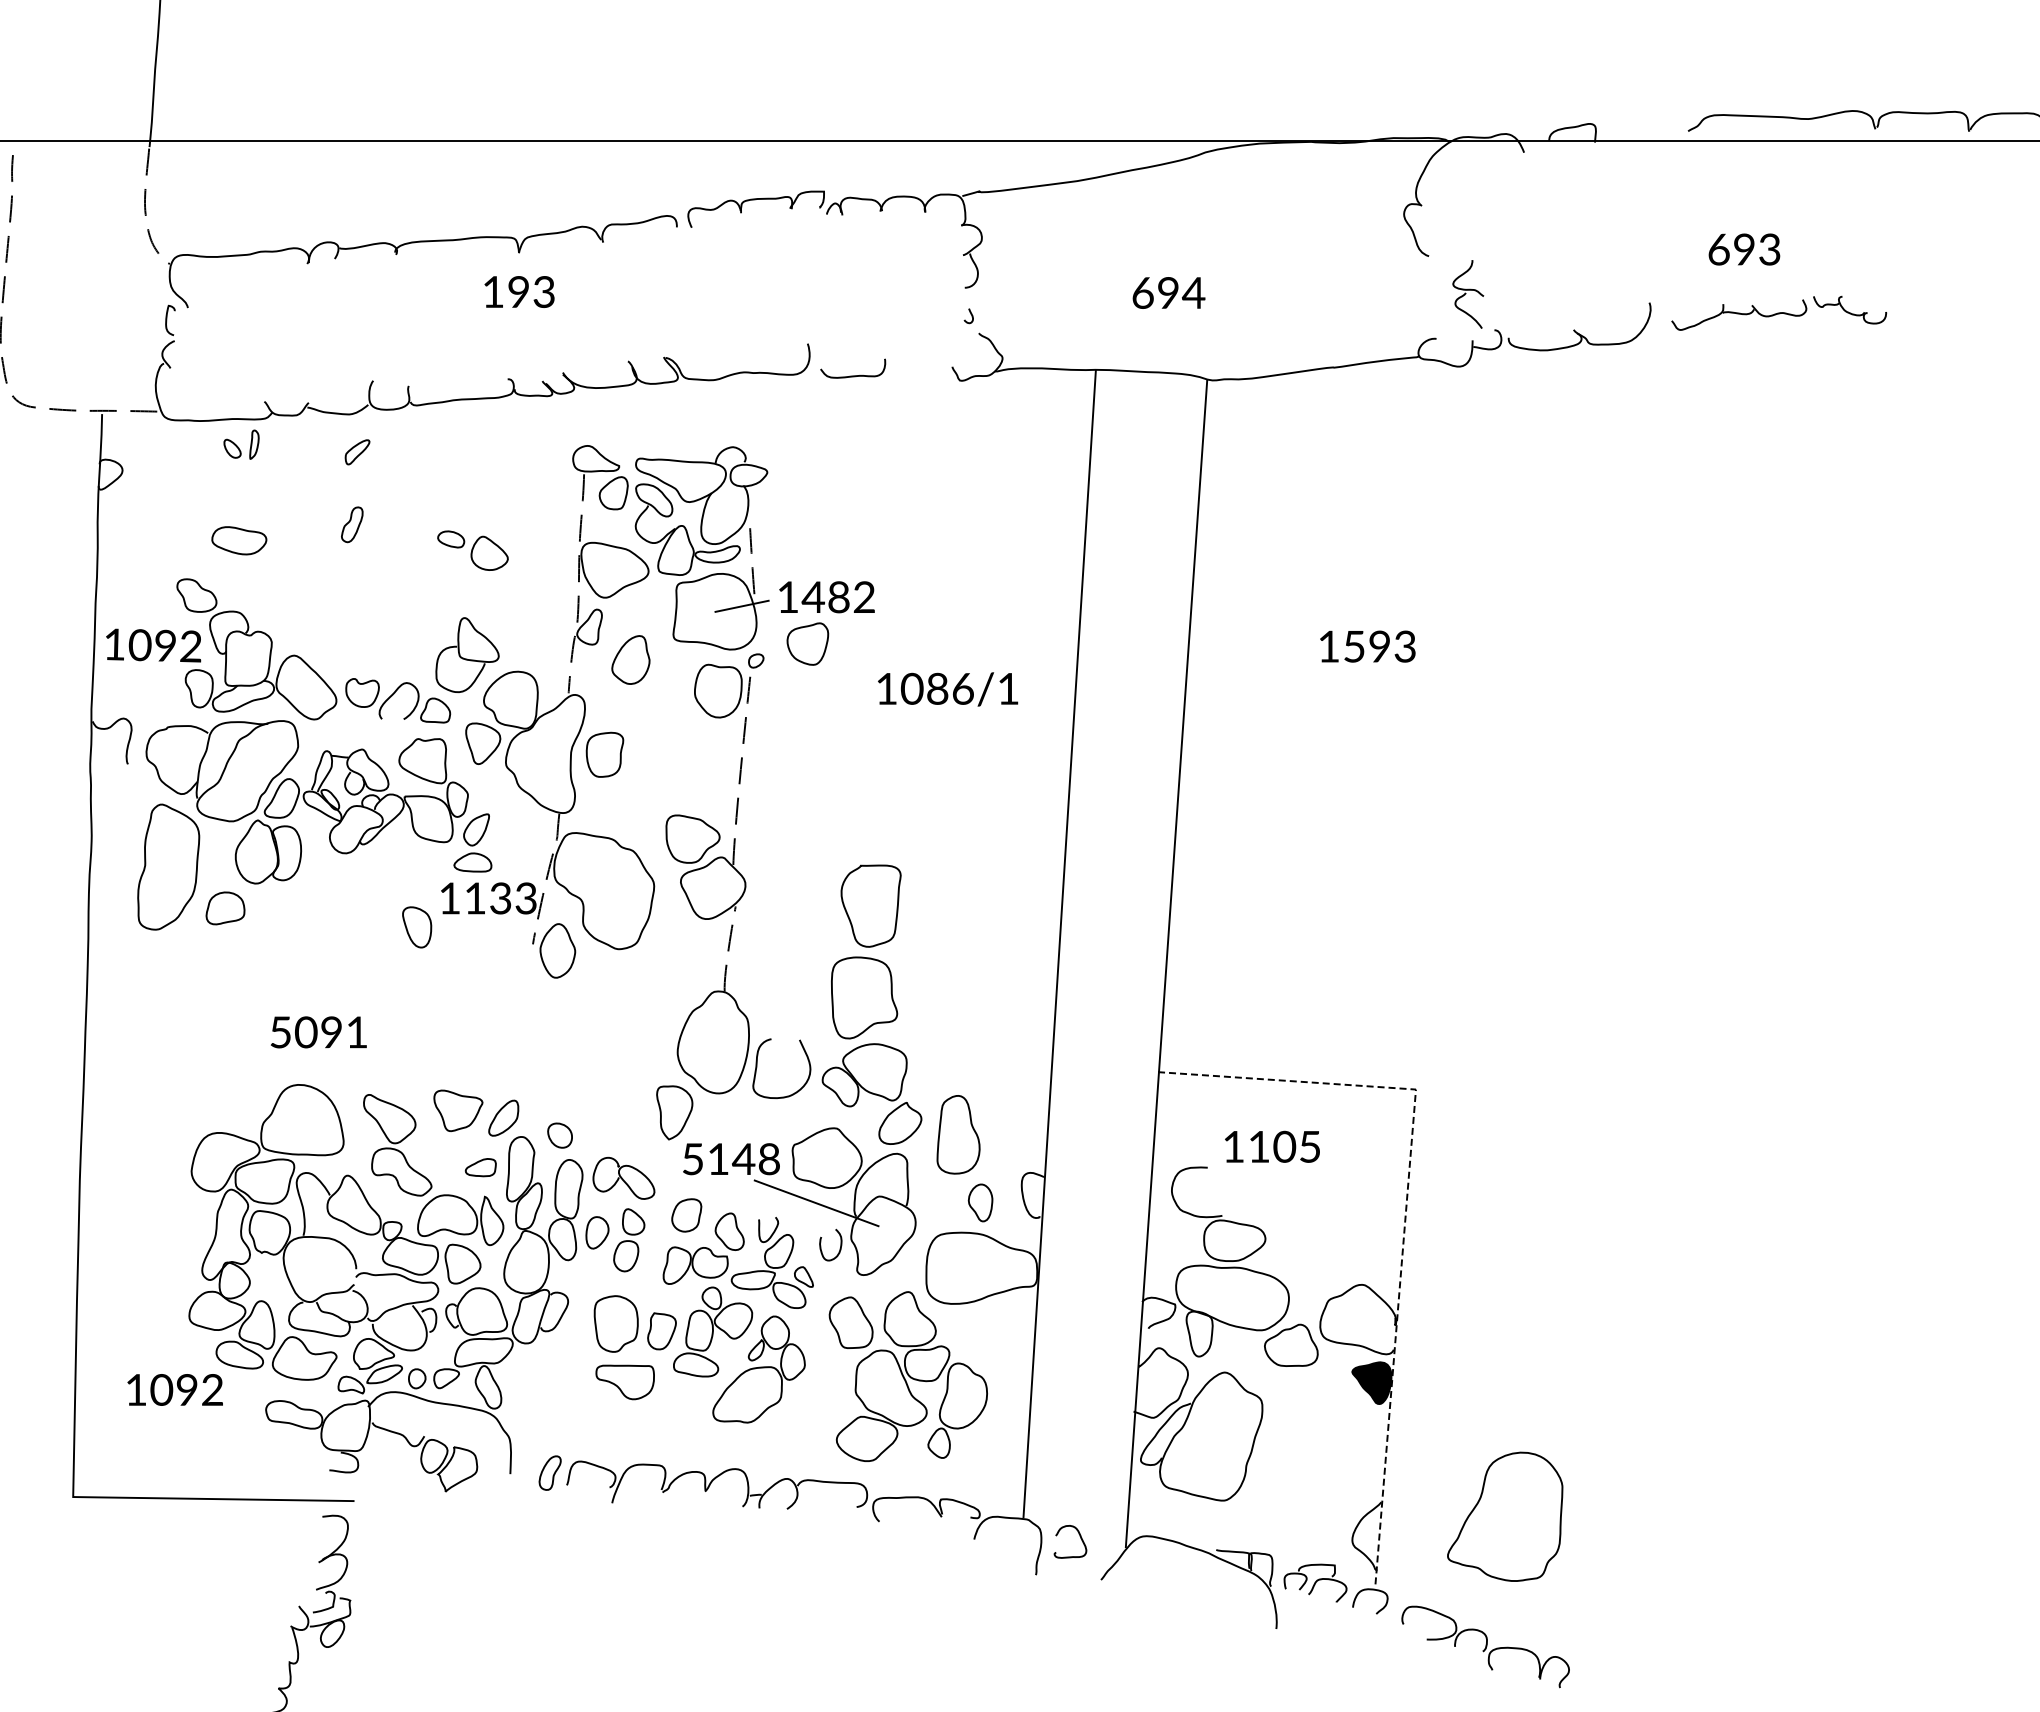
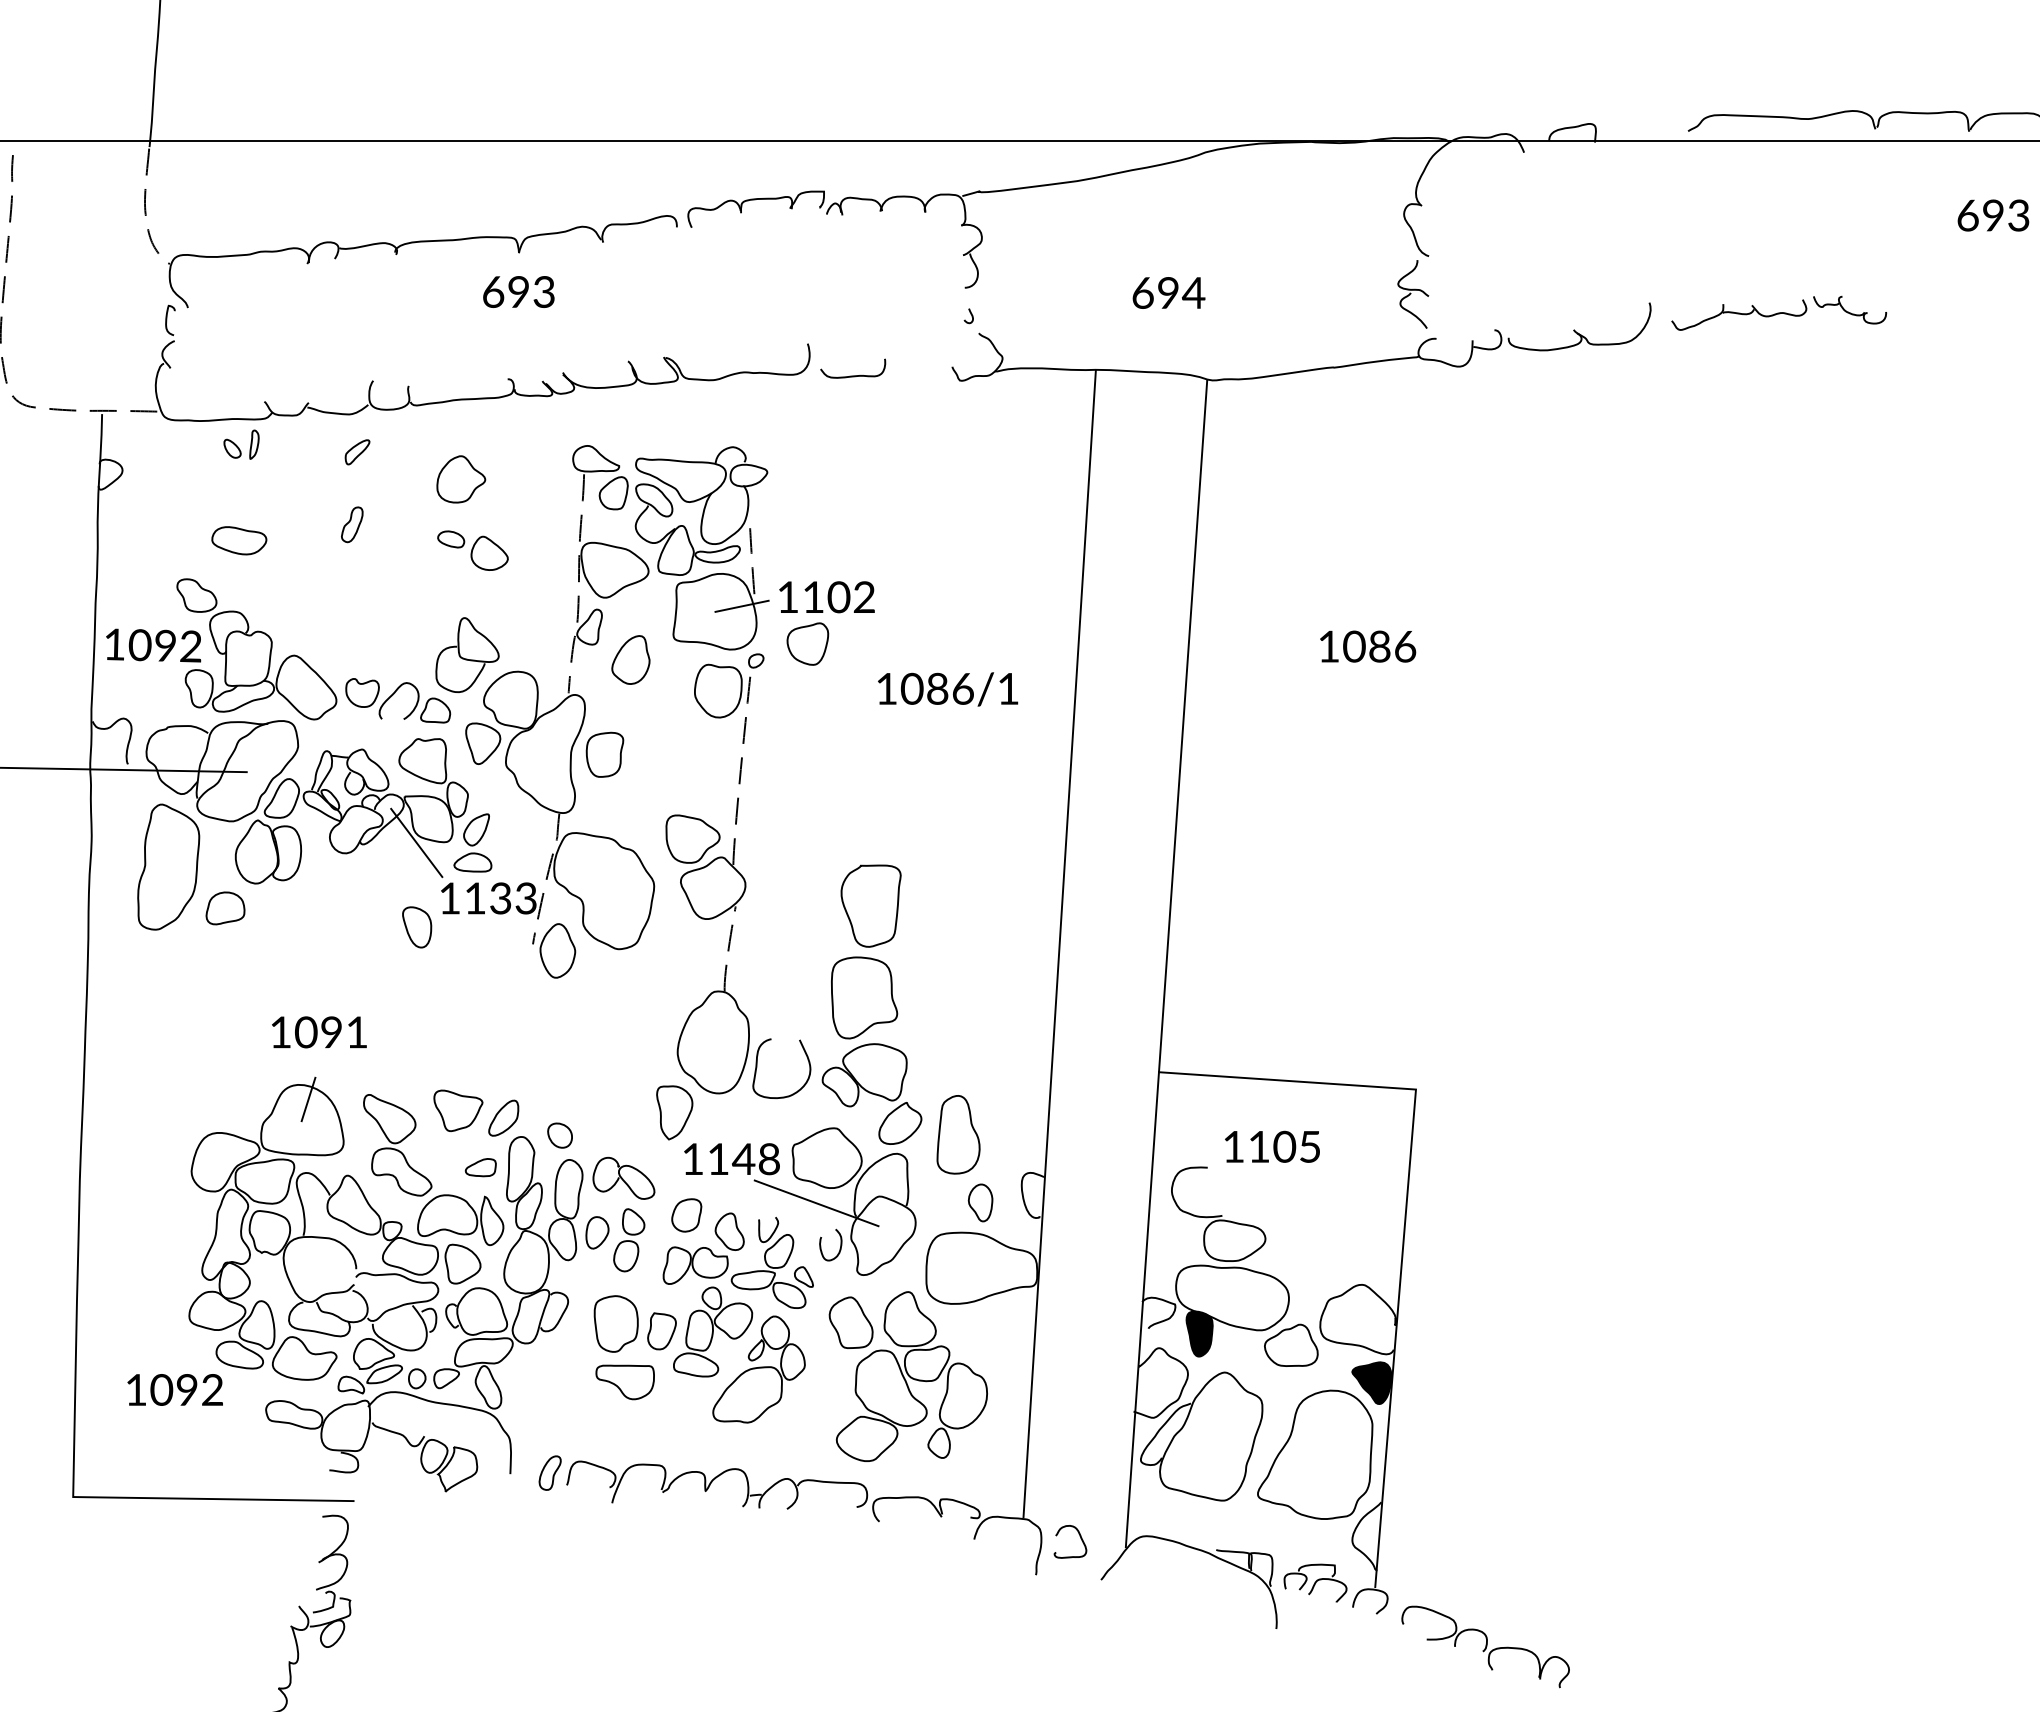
text position: (1744, 249) -> (1993, 215) (1993, 215)
text: 193 -> 693 (493, 292)
part position: (1468, 294) -> (1413, 294) (1413, 294)
part: none -> present (461, 479)
text: 1482 -> 1102 (825, 597)
text: 1593 -> 1086 (1379, 646)
line: none -> present (124, 769)
line: none -> present (416, 842)
text: 5091 -> 1091 (280, 1032)
line: none -> present (308, 1099)
text: 5148 -> 1148 (692, 1159)
line: dashed -> solid (1406, 1209)
fill: none -> present (1199, 1333)
part position: (1505, 1516) -> (1315, 1454) (1315, 1454)
